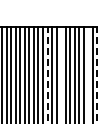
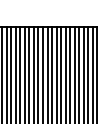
line: none -> present (61, 73)
line: none -> present (88, 73)
line: dashed -> solid (47, 74)
line: dashed -> solid (97, 74)
